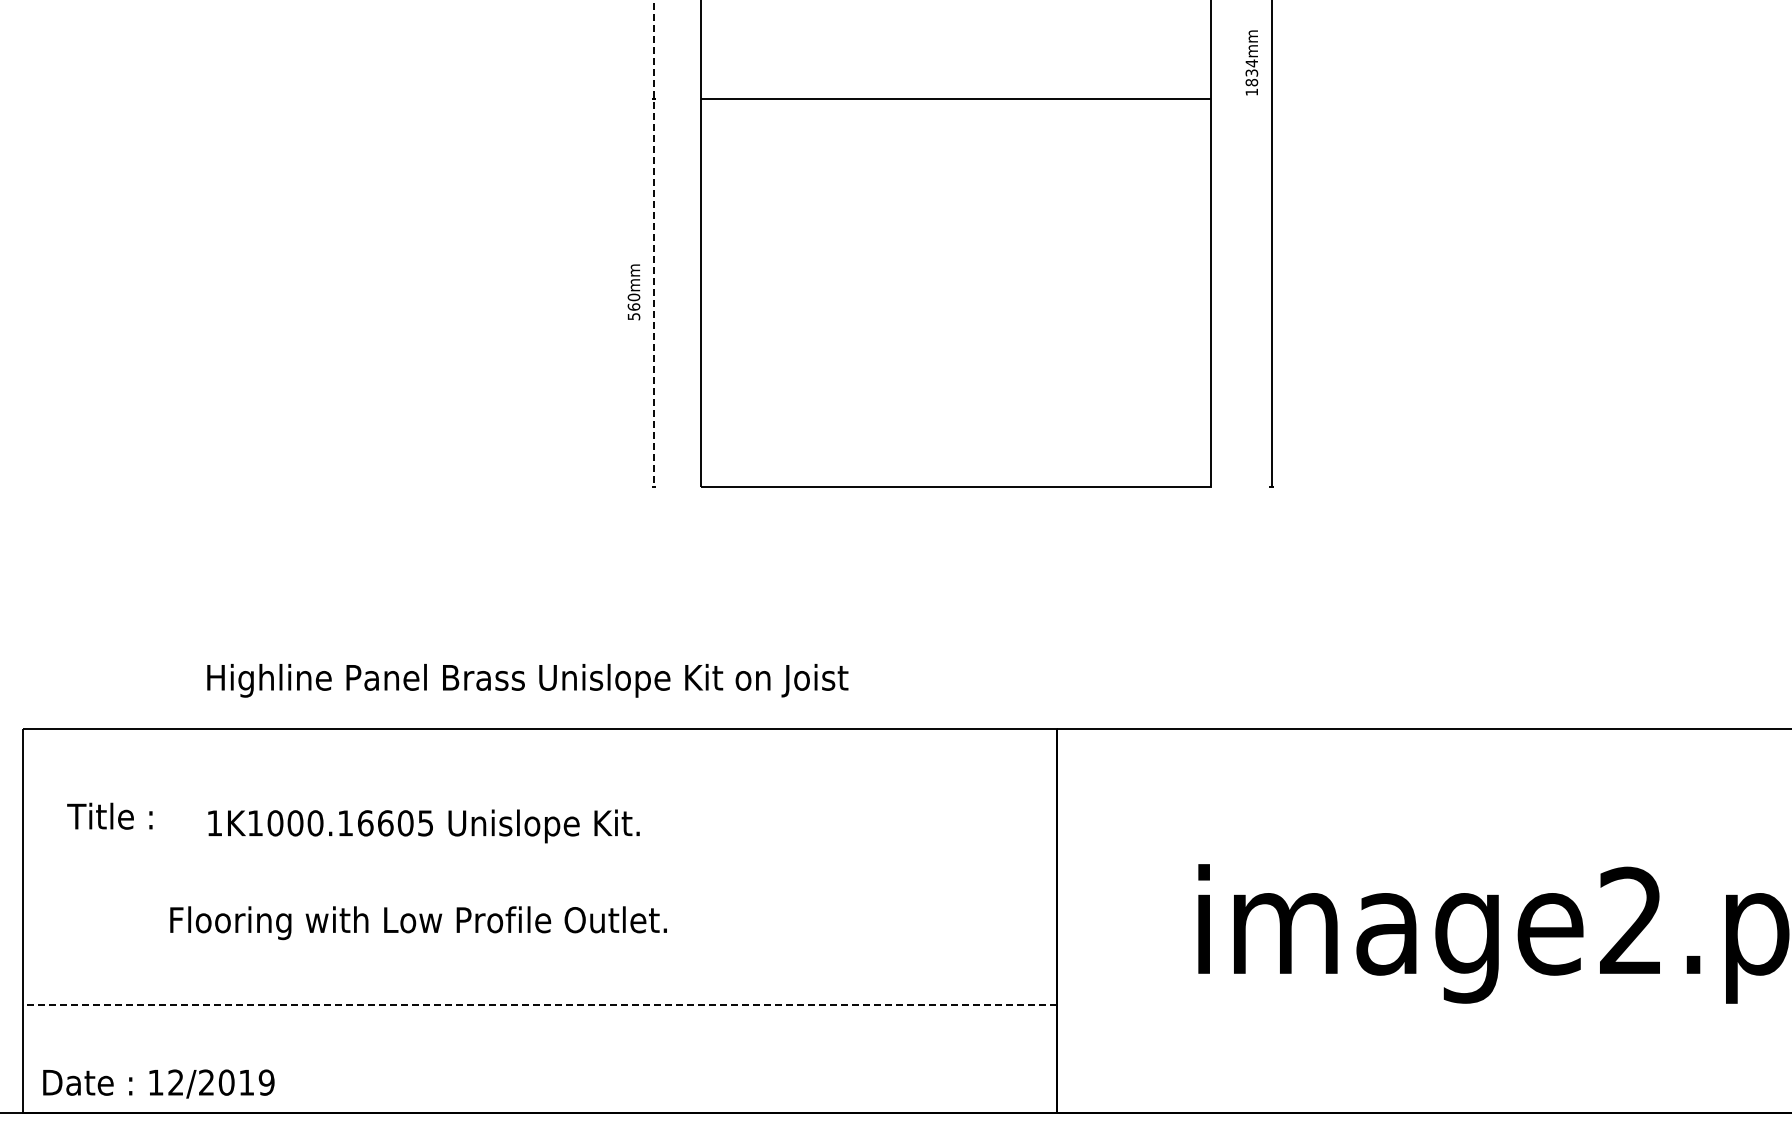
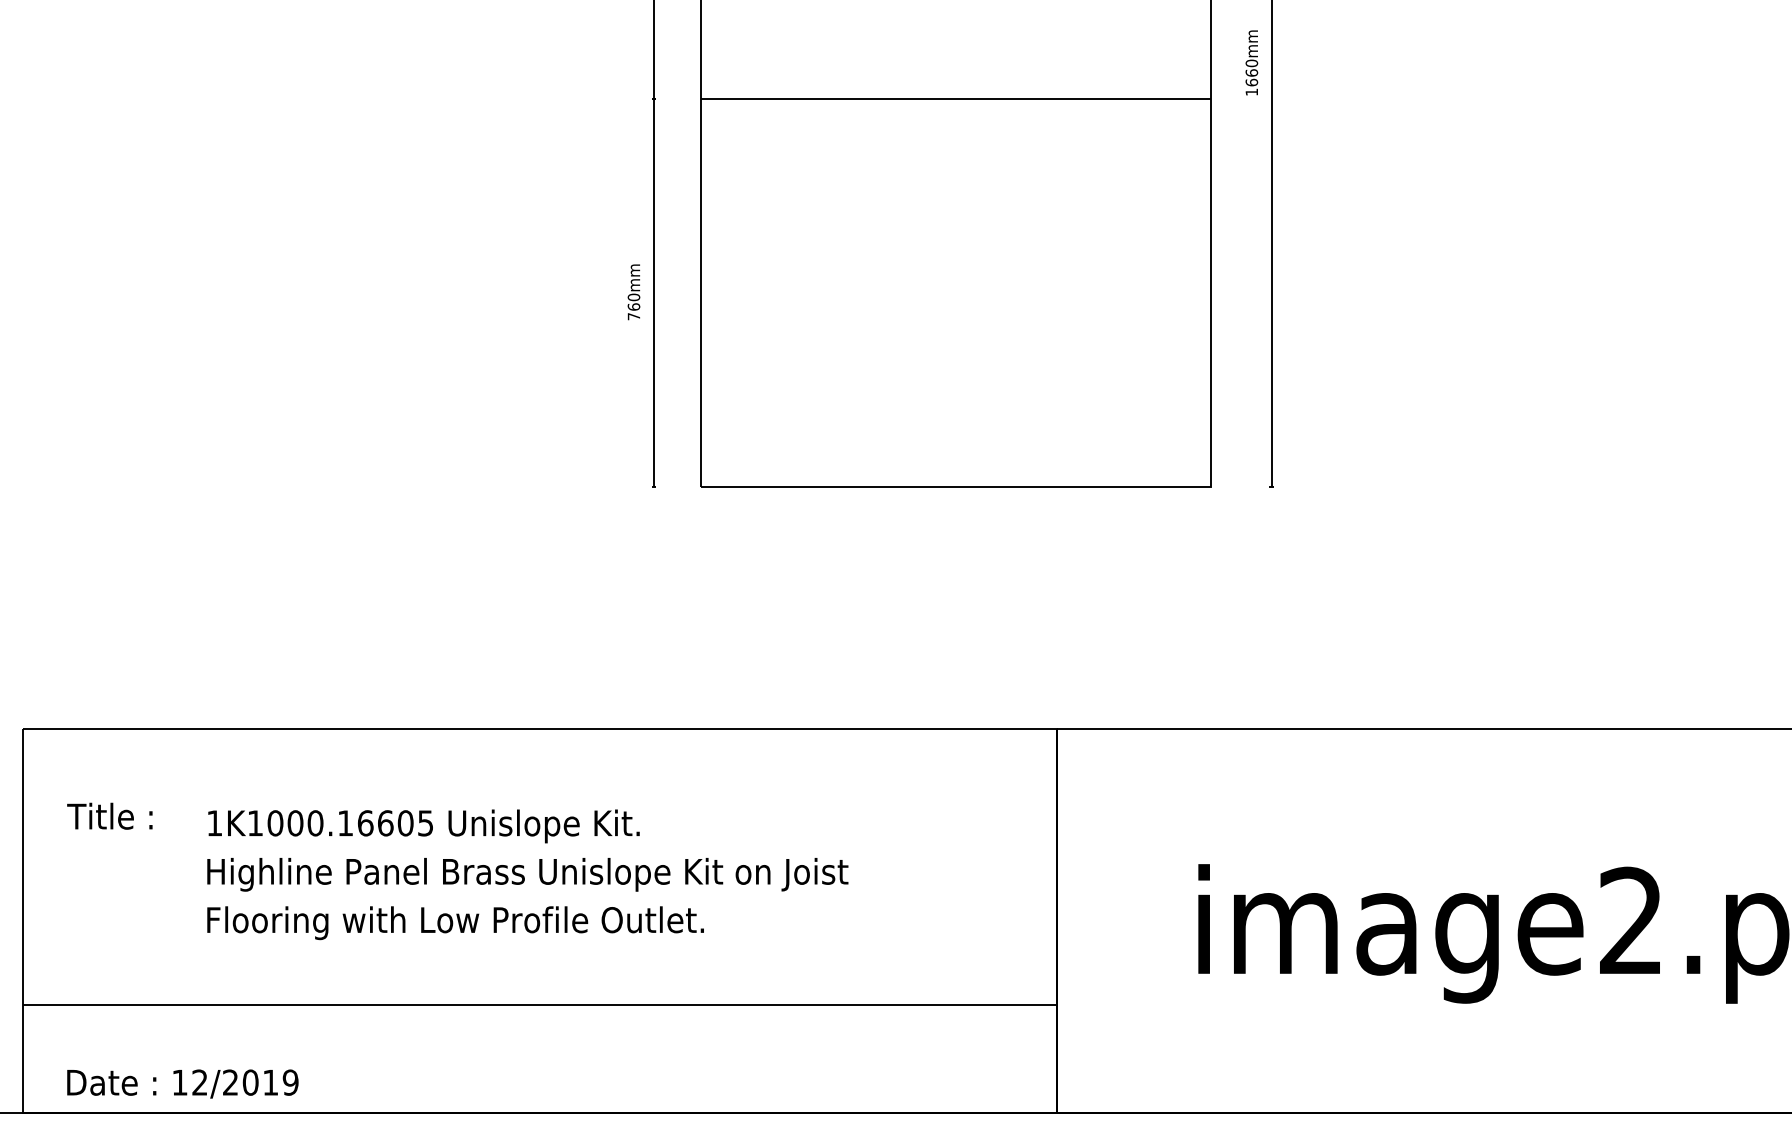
text: 1834mm -> 1660mm (1251, 72)
line: dashed -> solid (653, 243)
text: 560mm -> 760mm (633, 316)
text position: (527, 680) -> (527, 874) (527, 874)
text position: (418, 923) -> (455, 923) (455, 923)
line: dashed -> solid (540, 1005)
text position: (158, 1083) -> (182, 1083) (182, 1083)
